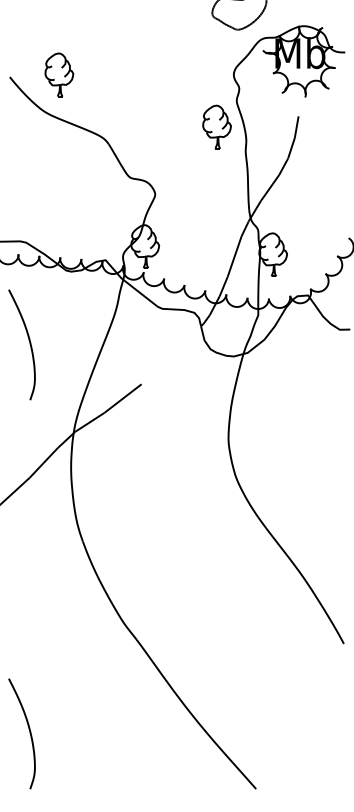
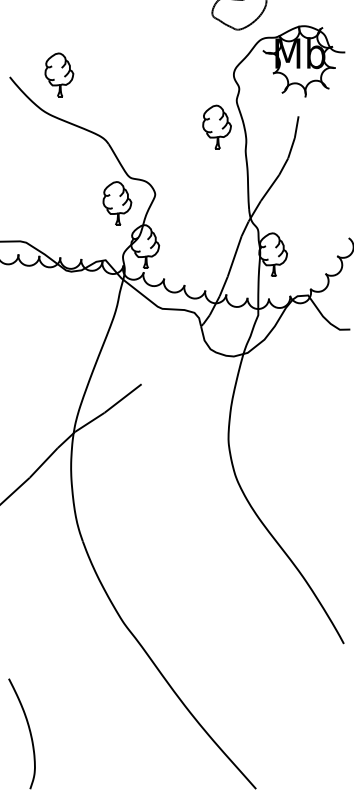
part: none -> present (117, 203)
curve: present -> none (29, 344)
